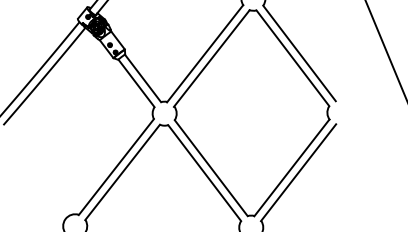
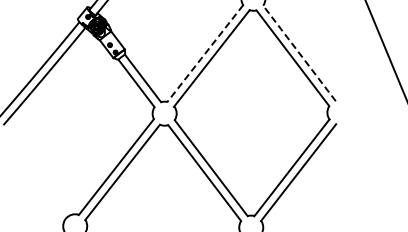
line: solid -> dashed (205, 53)
line: solid -> dashed (299, 53)
